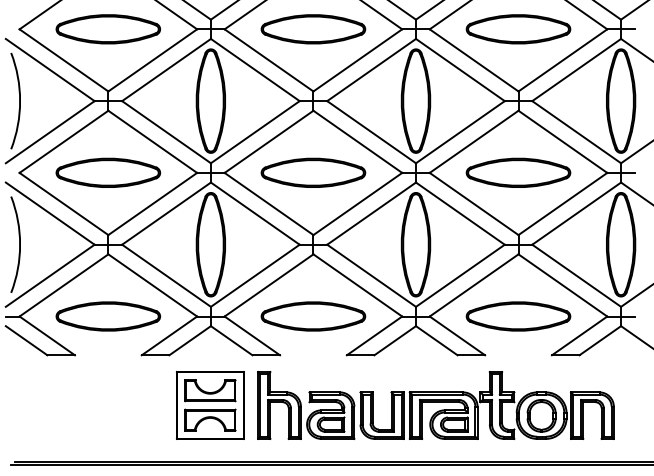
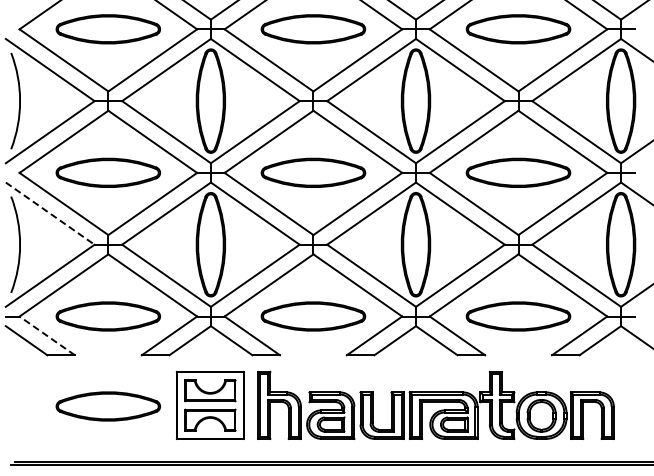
line: solid -> dashed (50, 213)
line: solid -> dashed (47, 335)
part: none -> present (108, 406)
